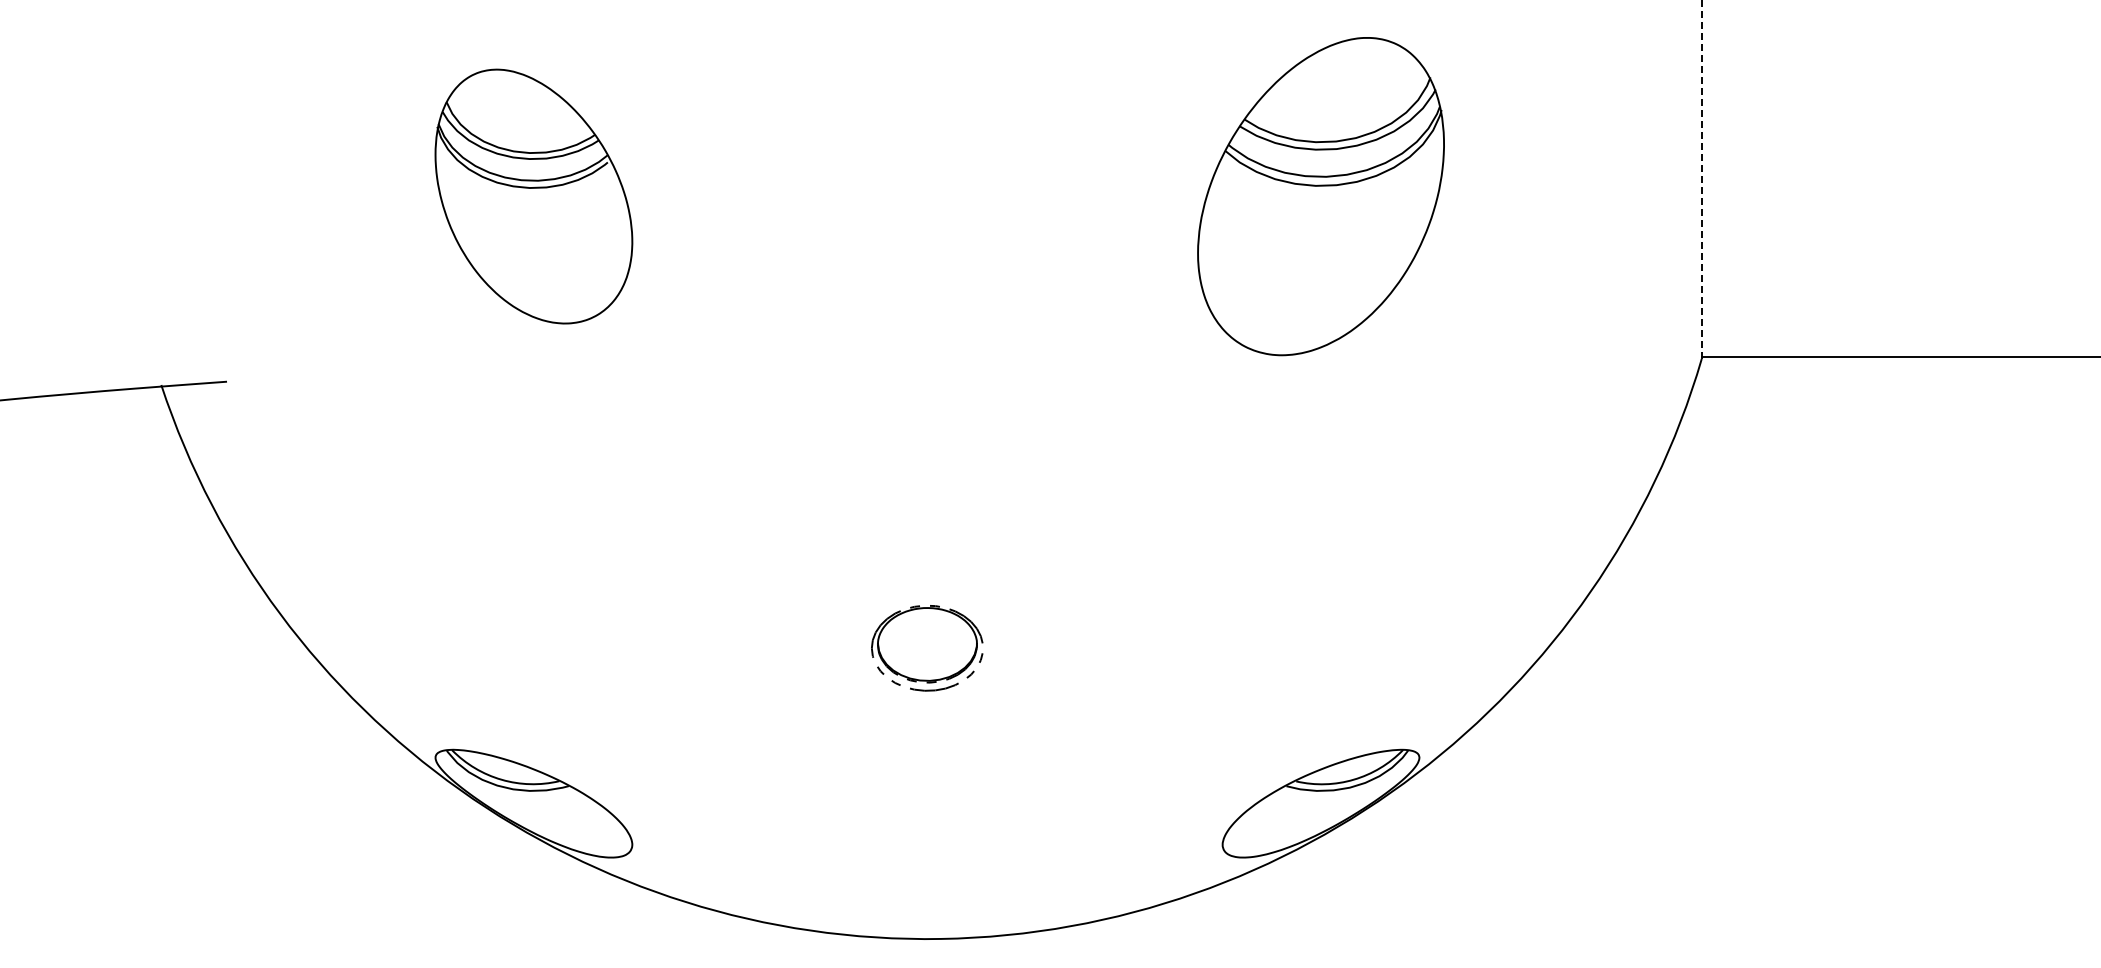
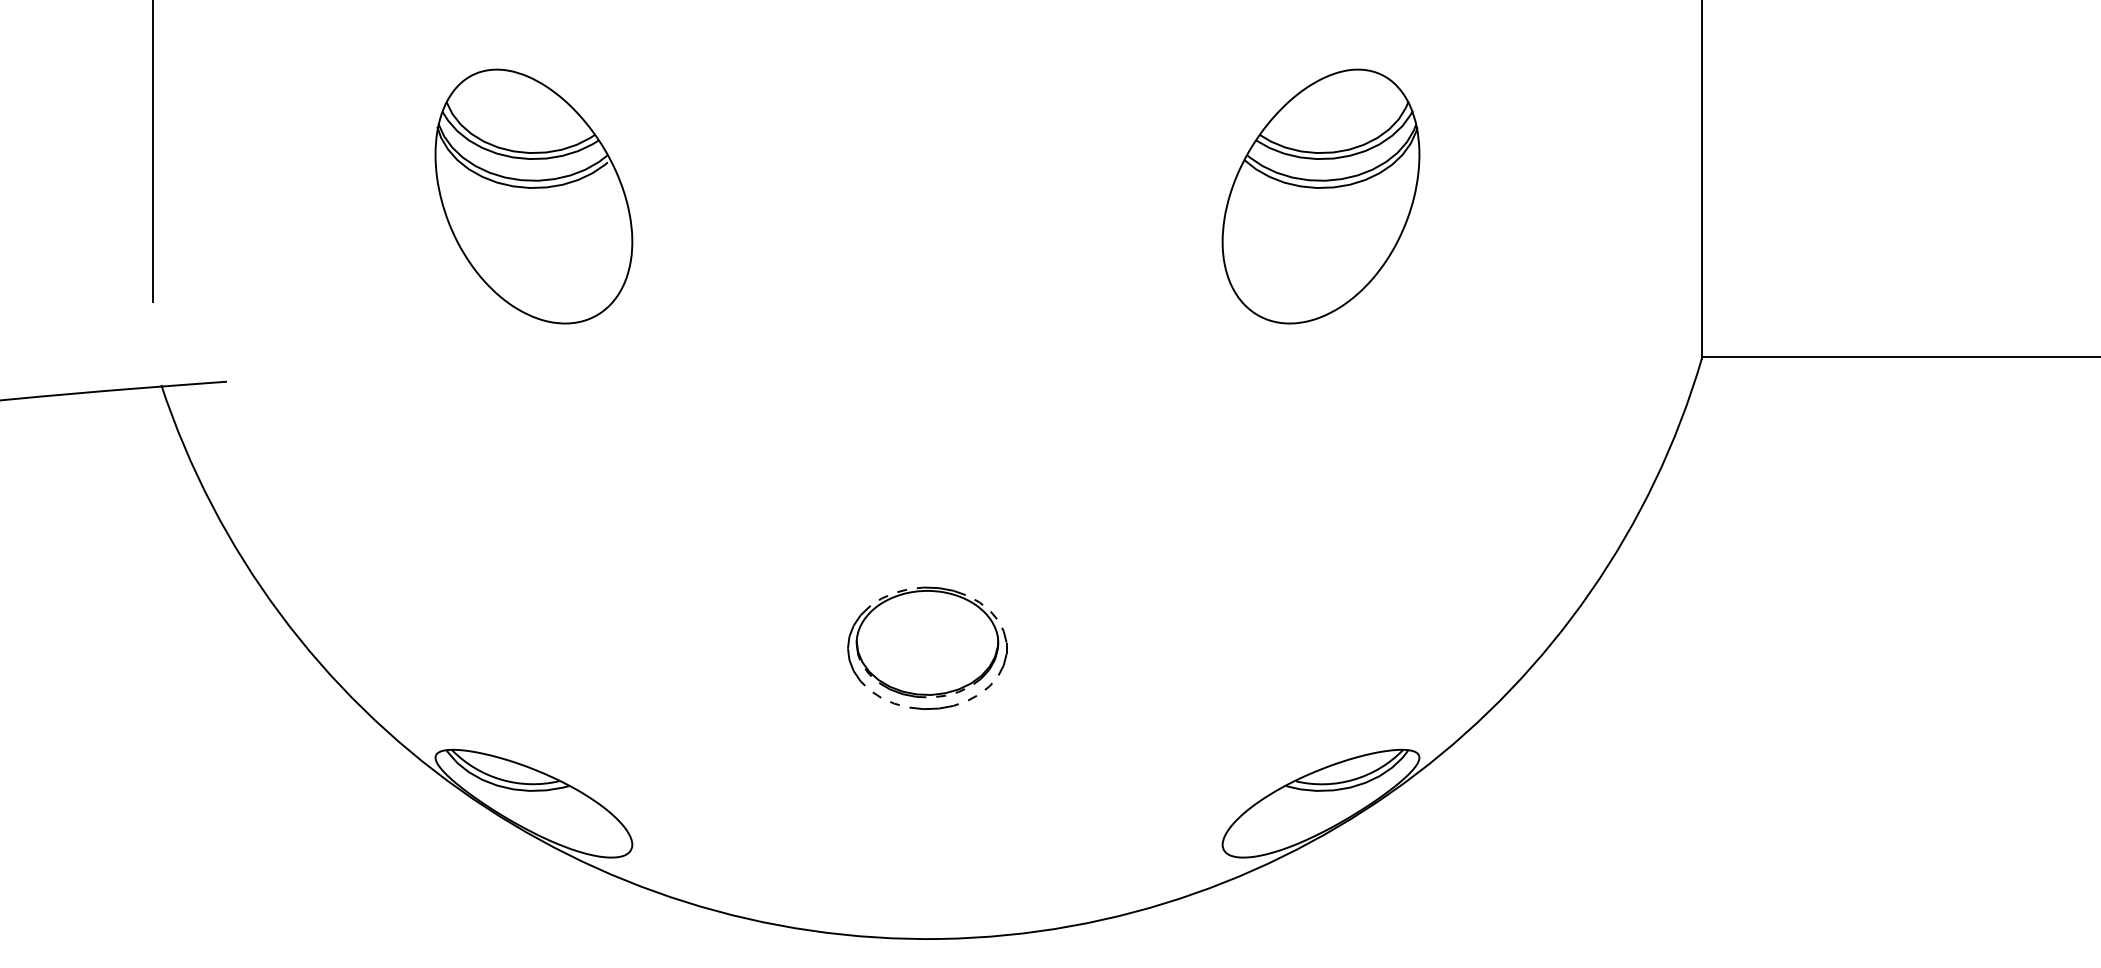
line: none -> present (153, 151)
line: dashed -> solid (1701, 179)
part size: 248x320 px -> 200x257 px (1320, 196)
part size: 113x87 px -> 161x124 px (927, 647)
